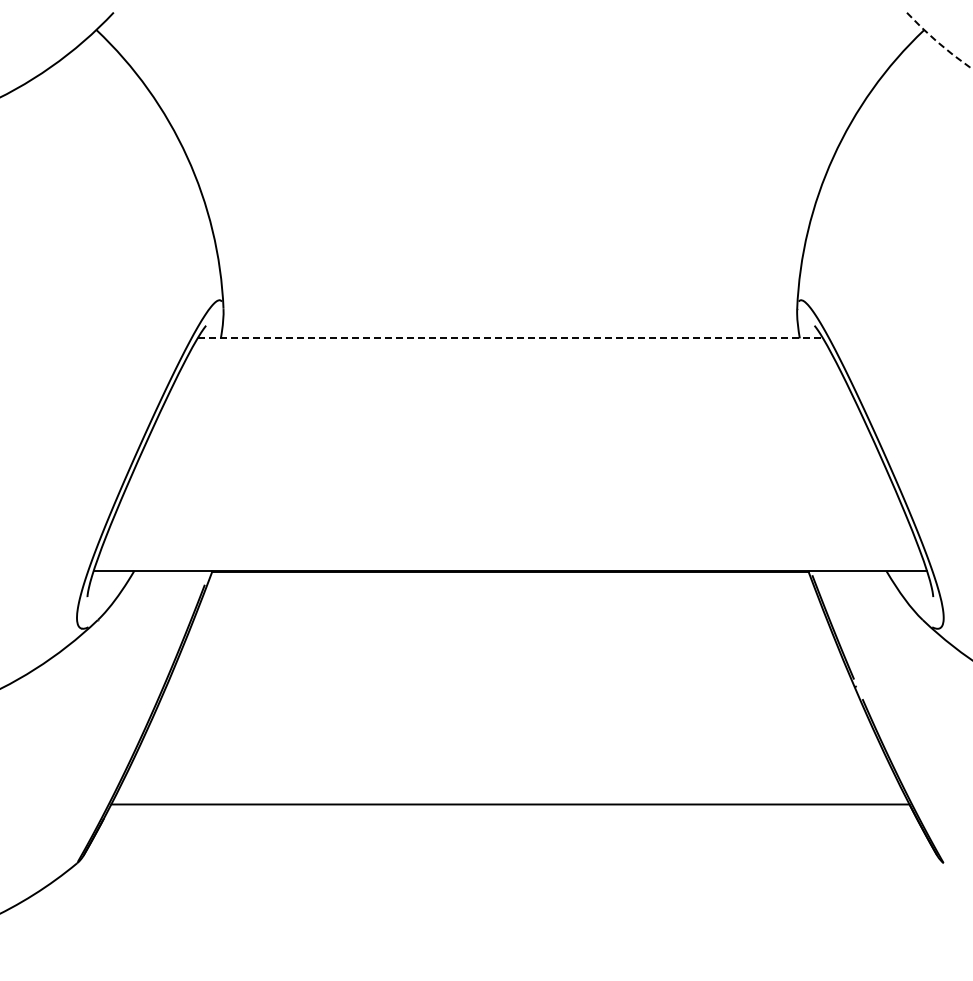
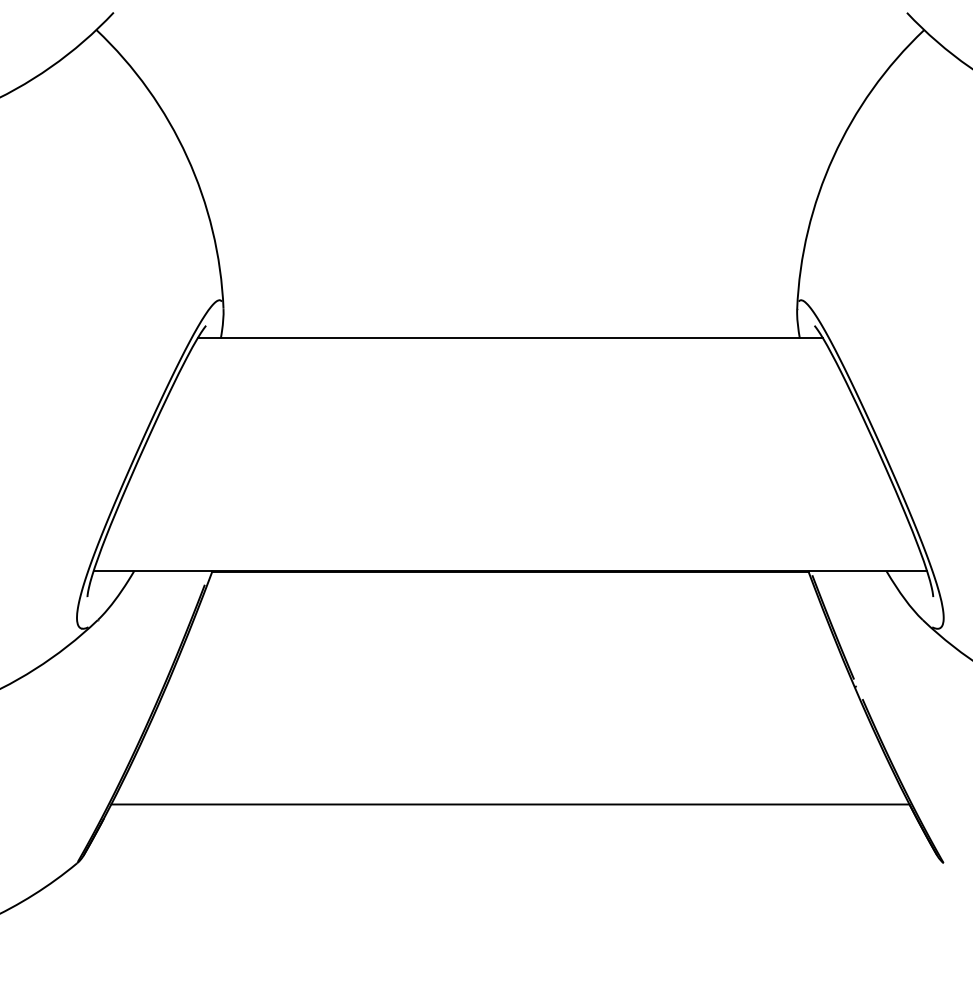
arc: dashed -> solid (937, 42)
line: dashed -> solid (510, 338)
